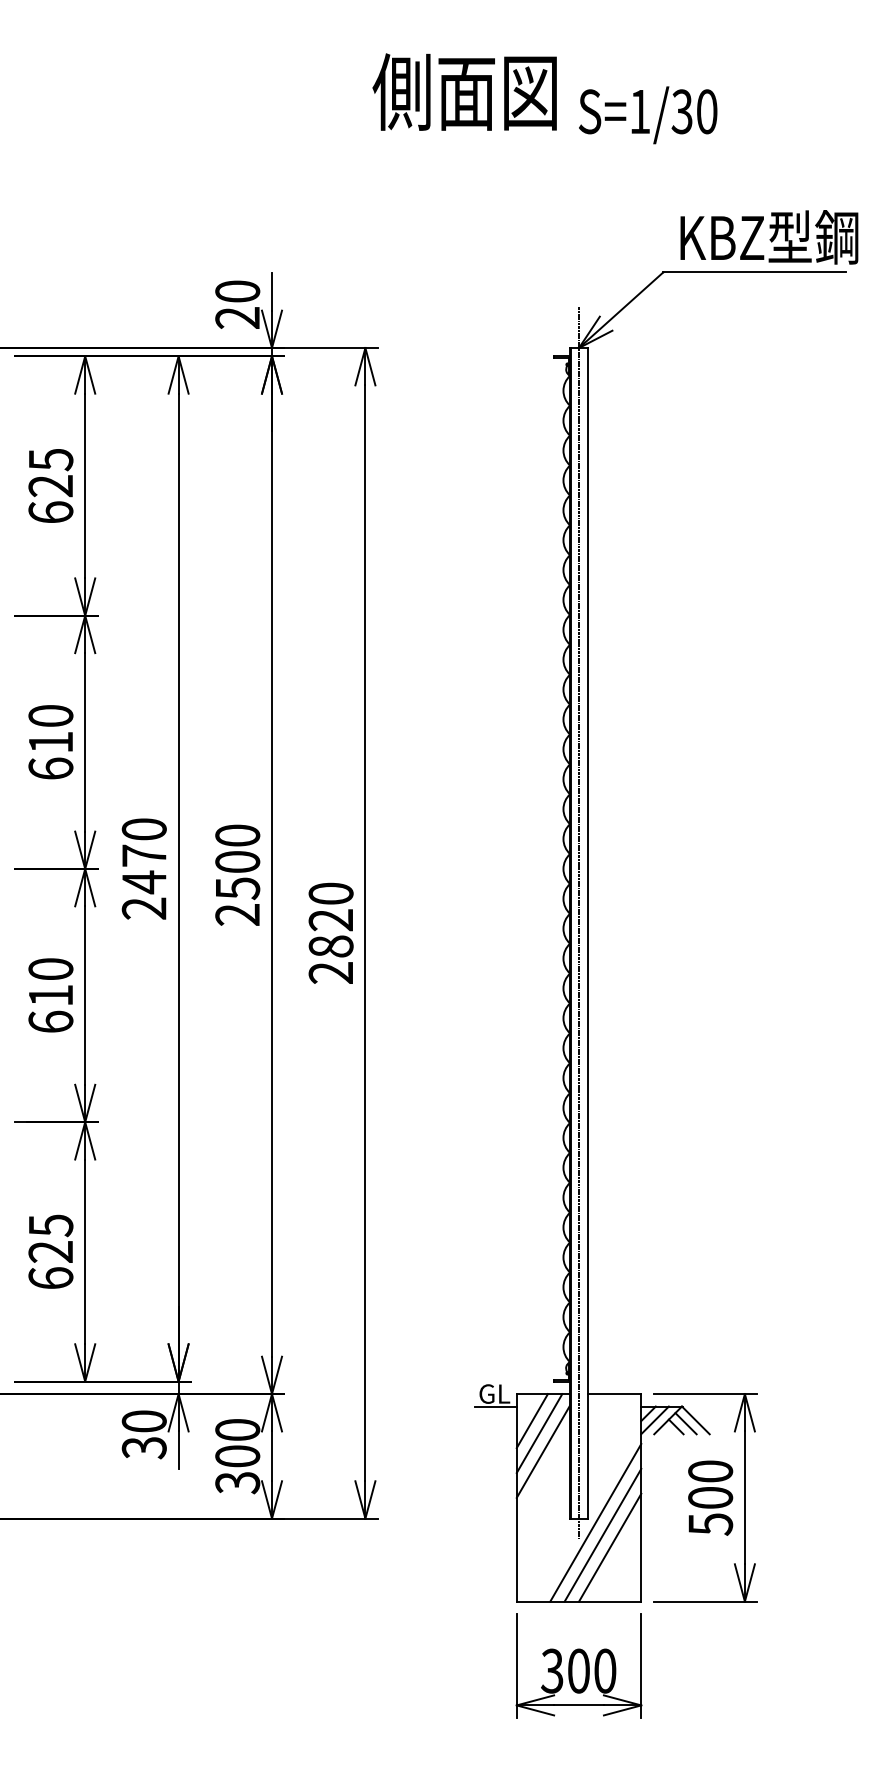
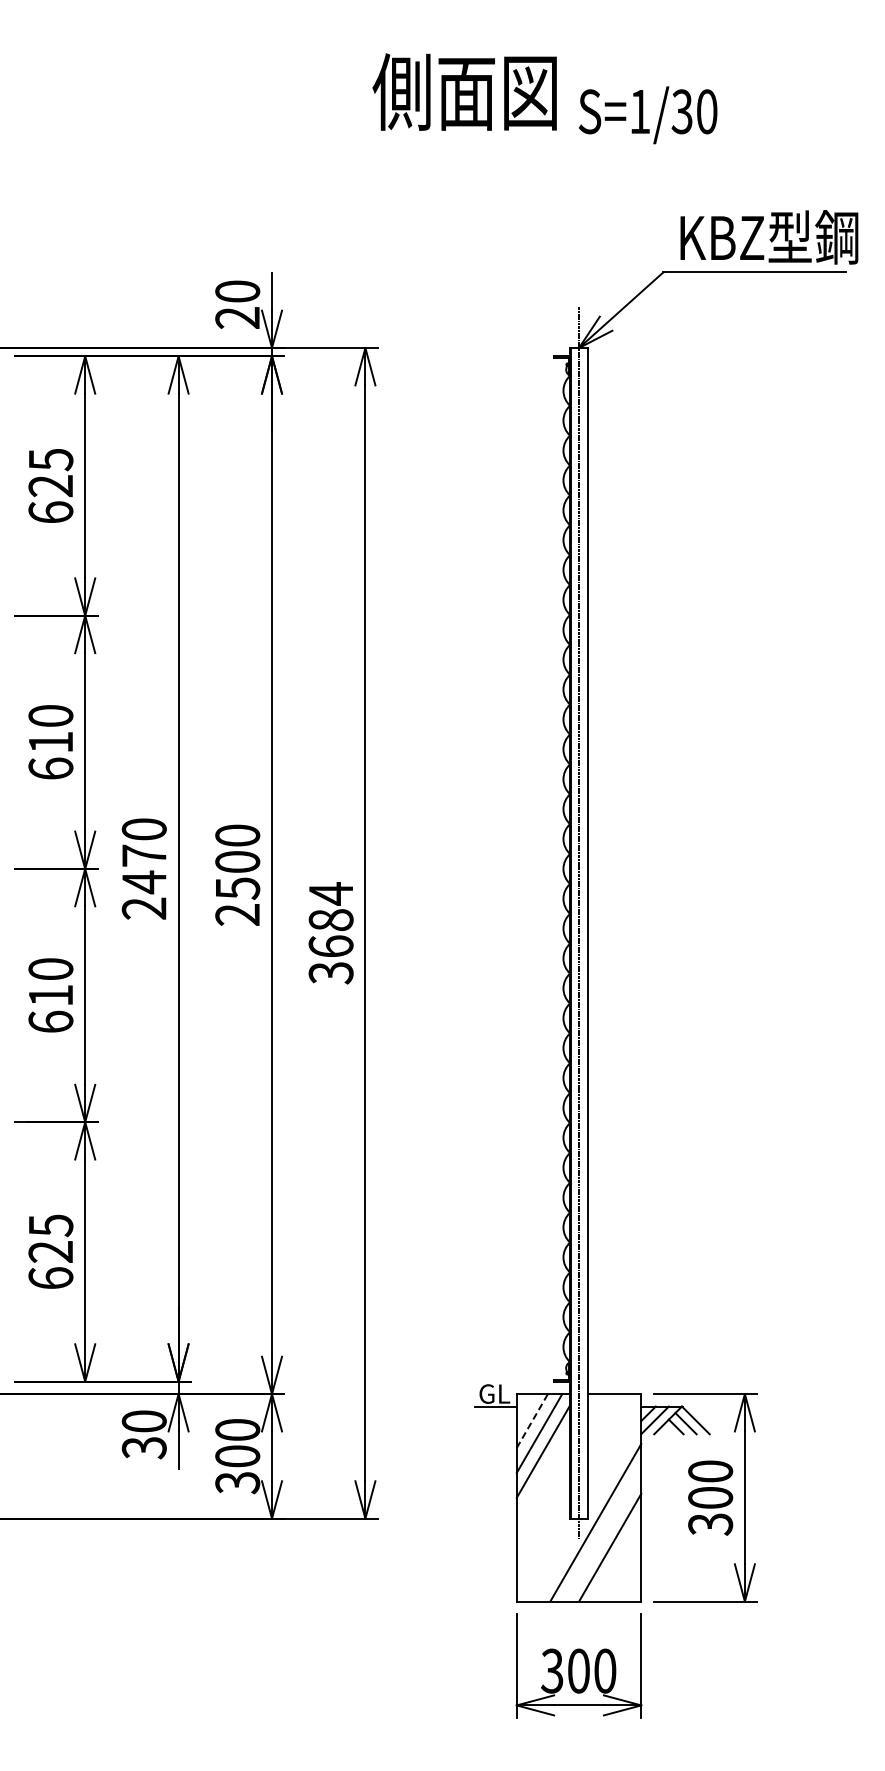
text: 2820 -> 3684 (330, 933)
line: solid -> dashed (532, 1420)
text: 500 -> 300 (710, 1524)
line: present -> none (602, 1534)
